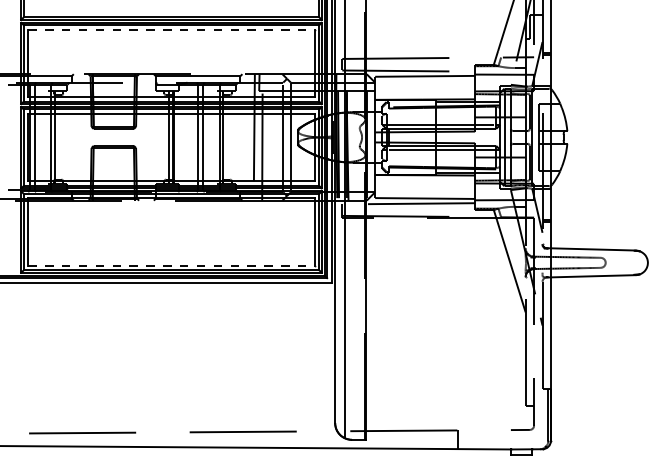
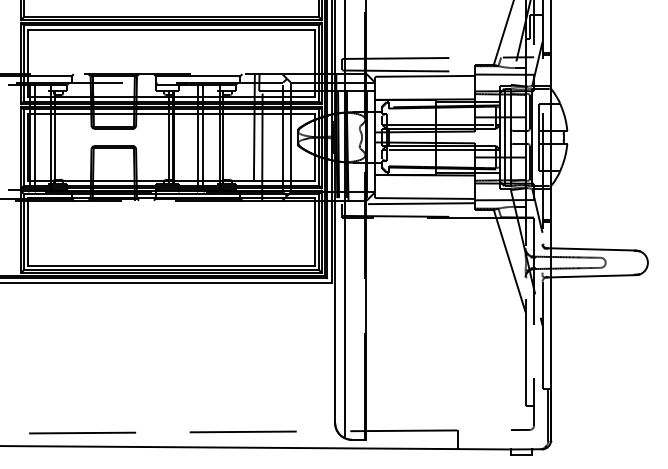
line: dashed -> solid (172, 29)
line: dashed -> solid (172, 265)
